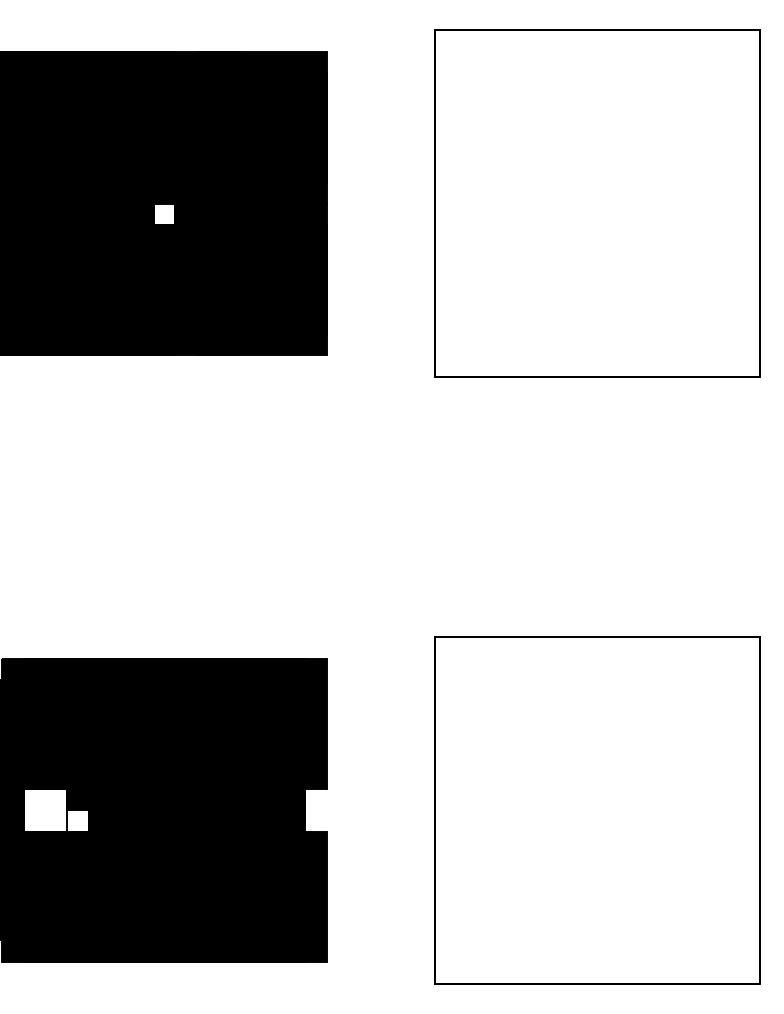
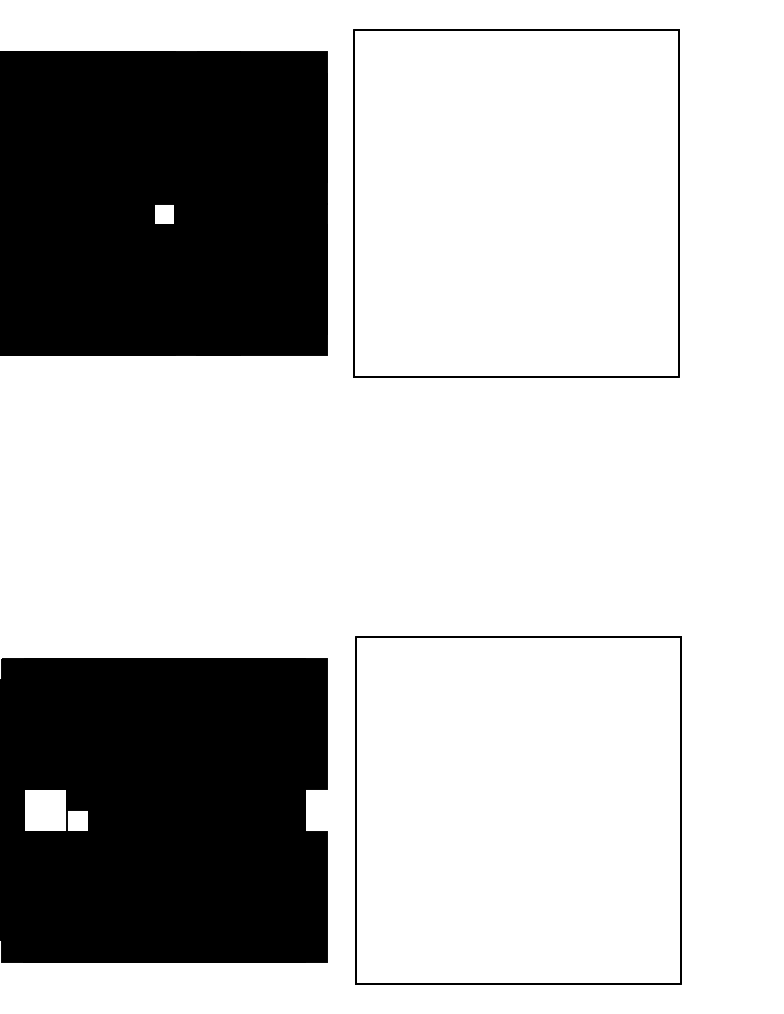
part position: (597, 203) -> (516, 203) (516, 203)
part position: (597, 810) -> (518, 810) (518, 810)
